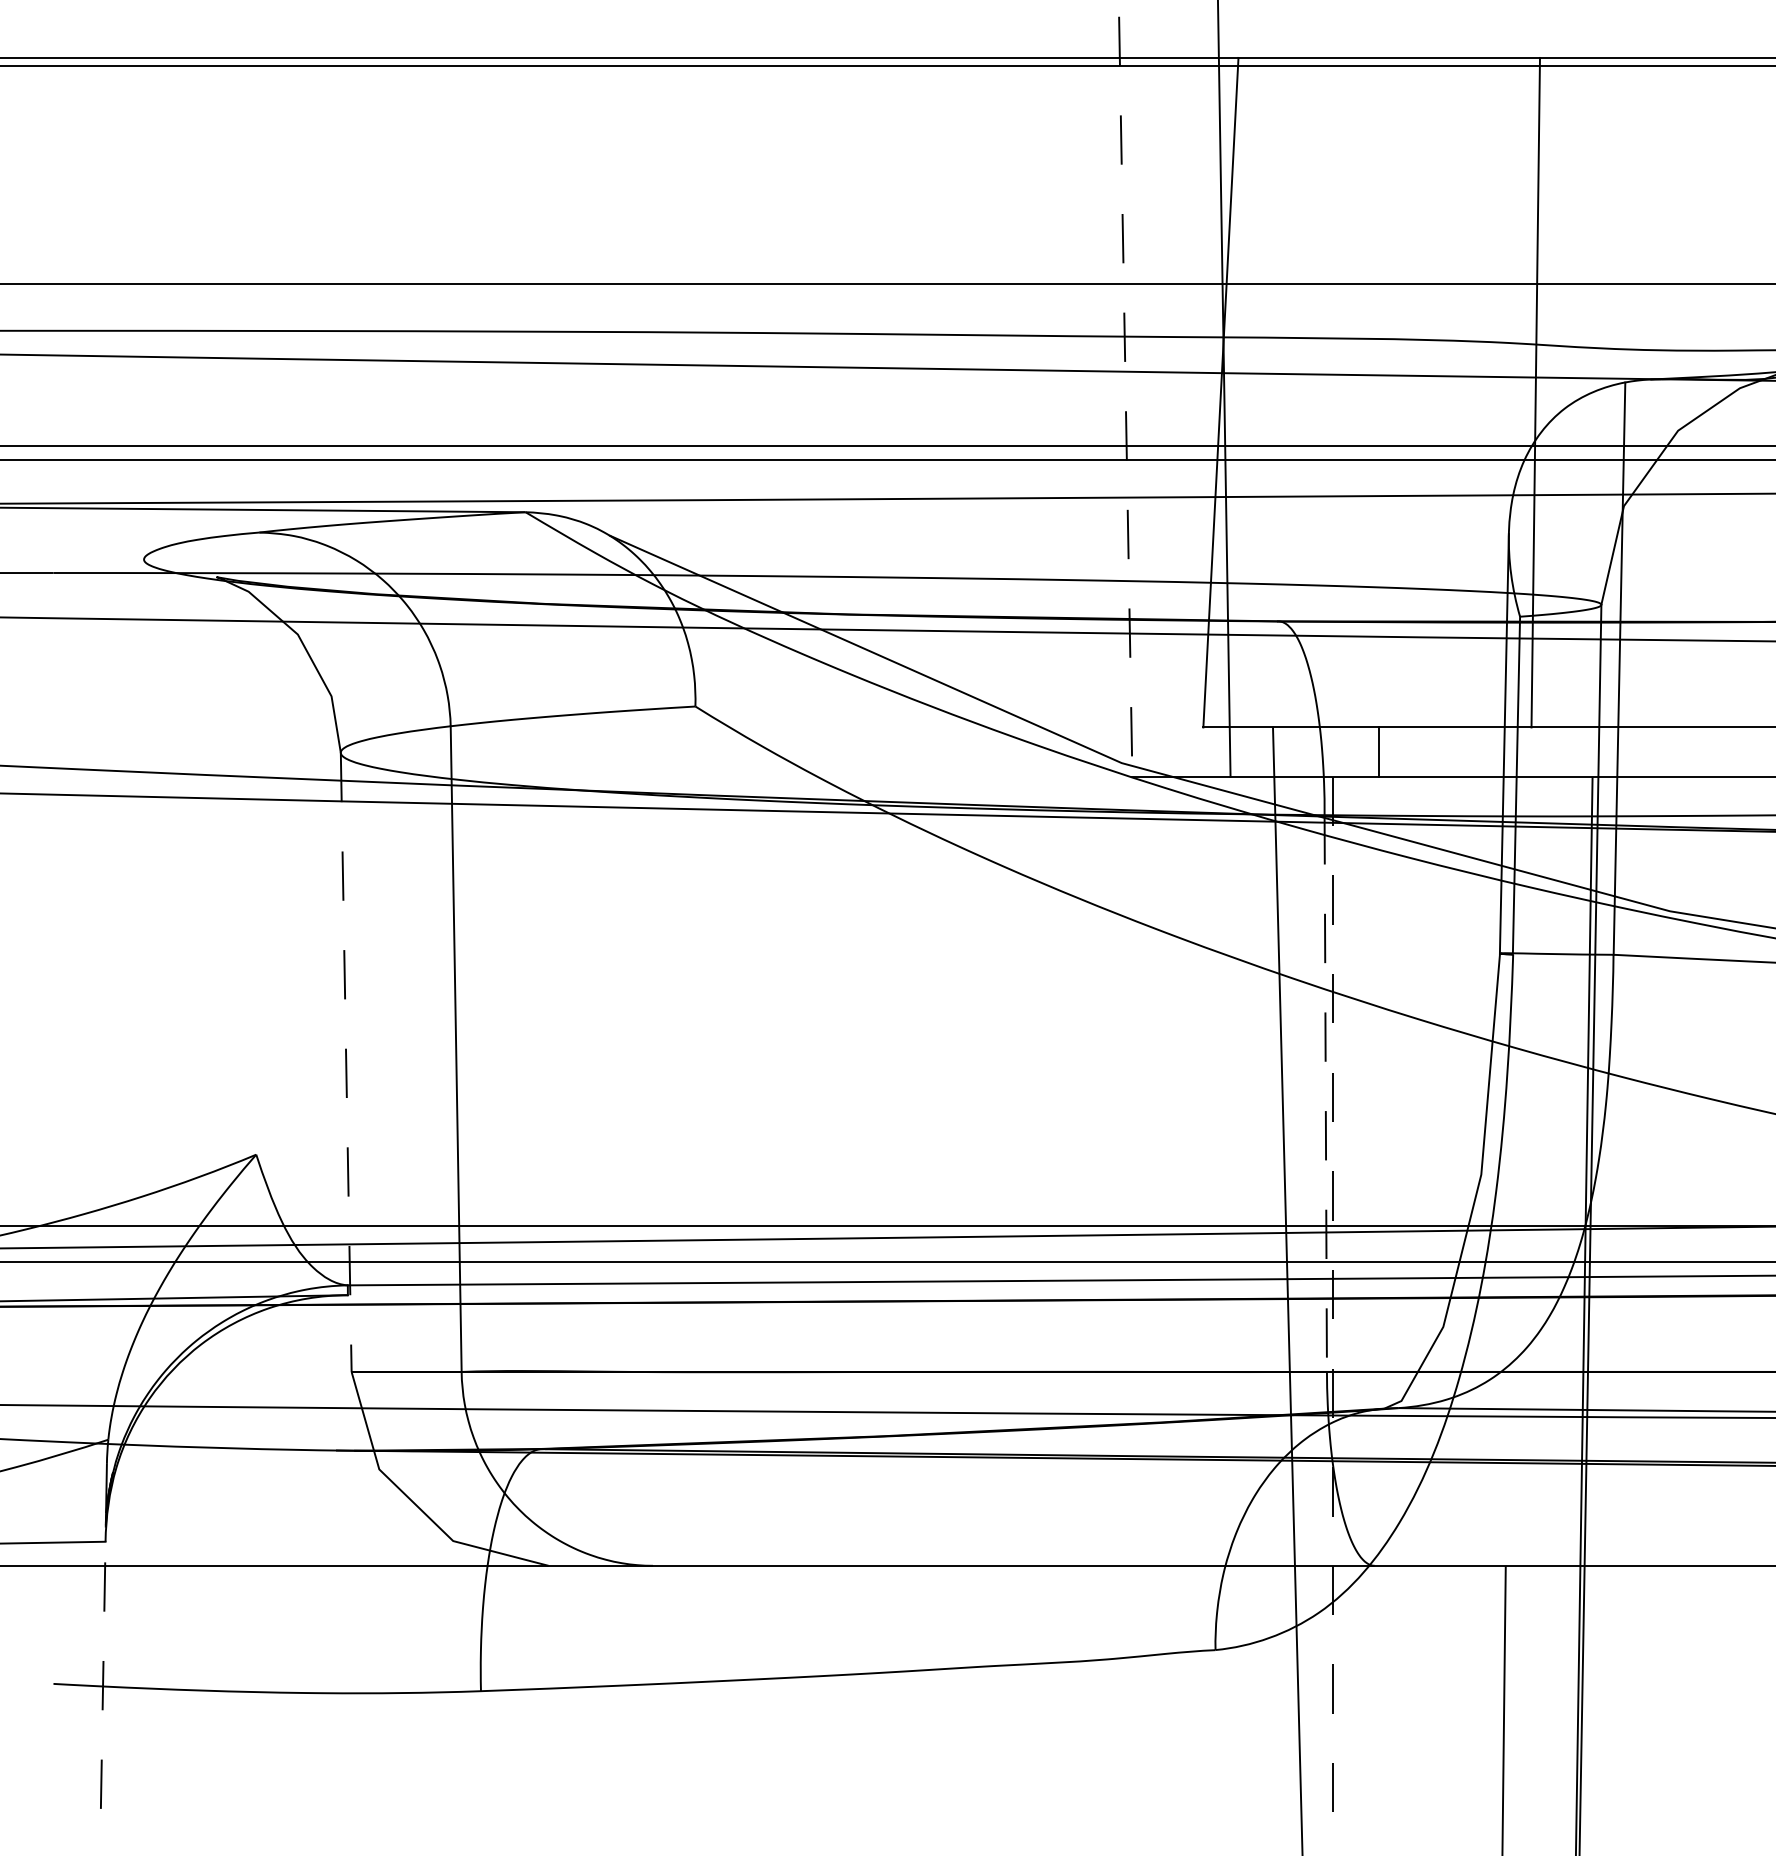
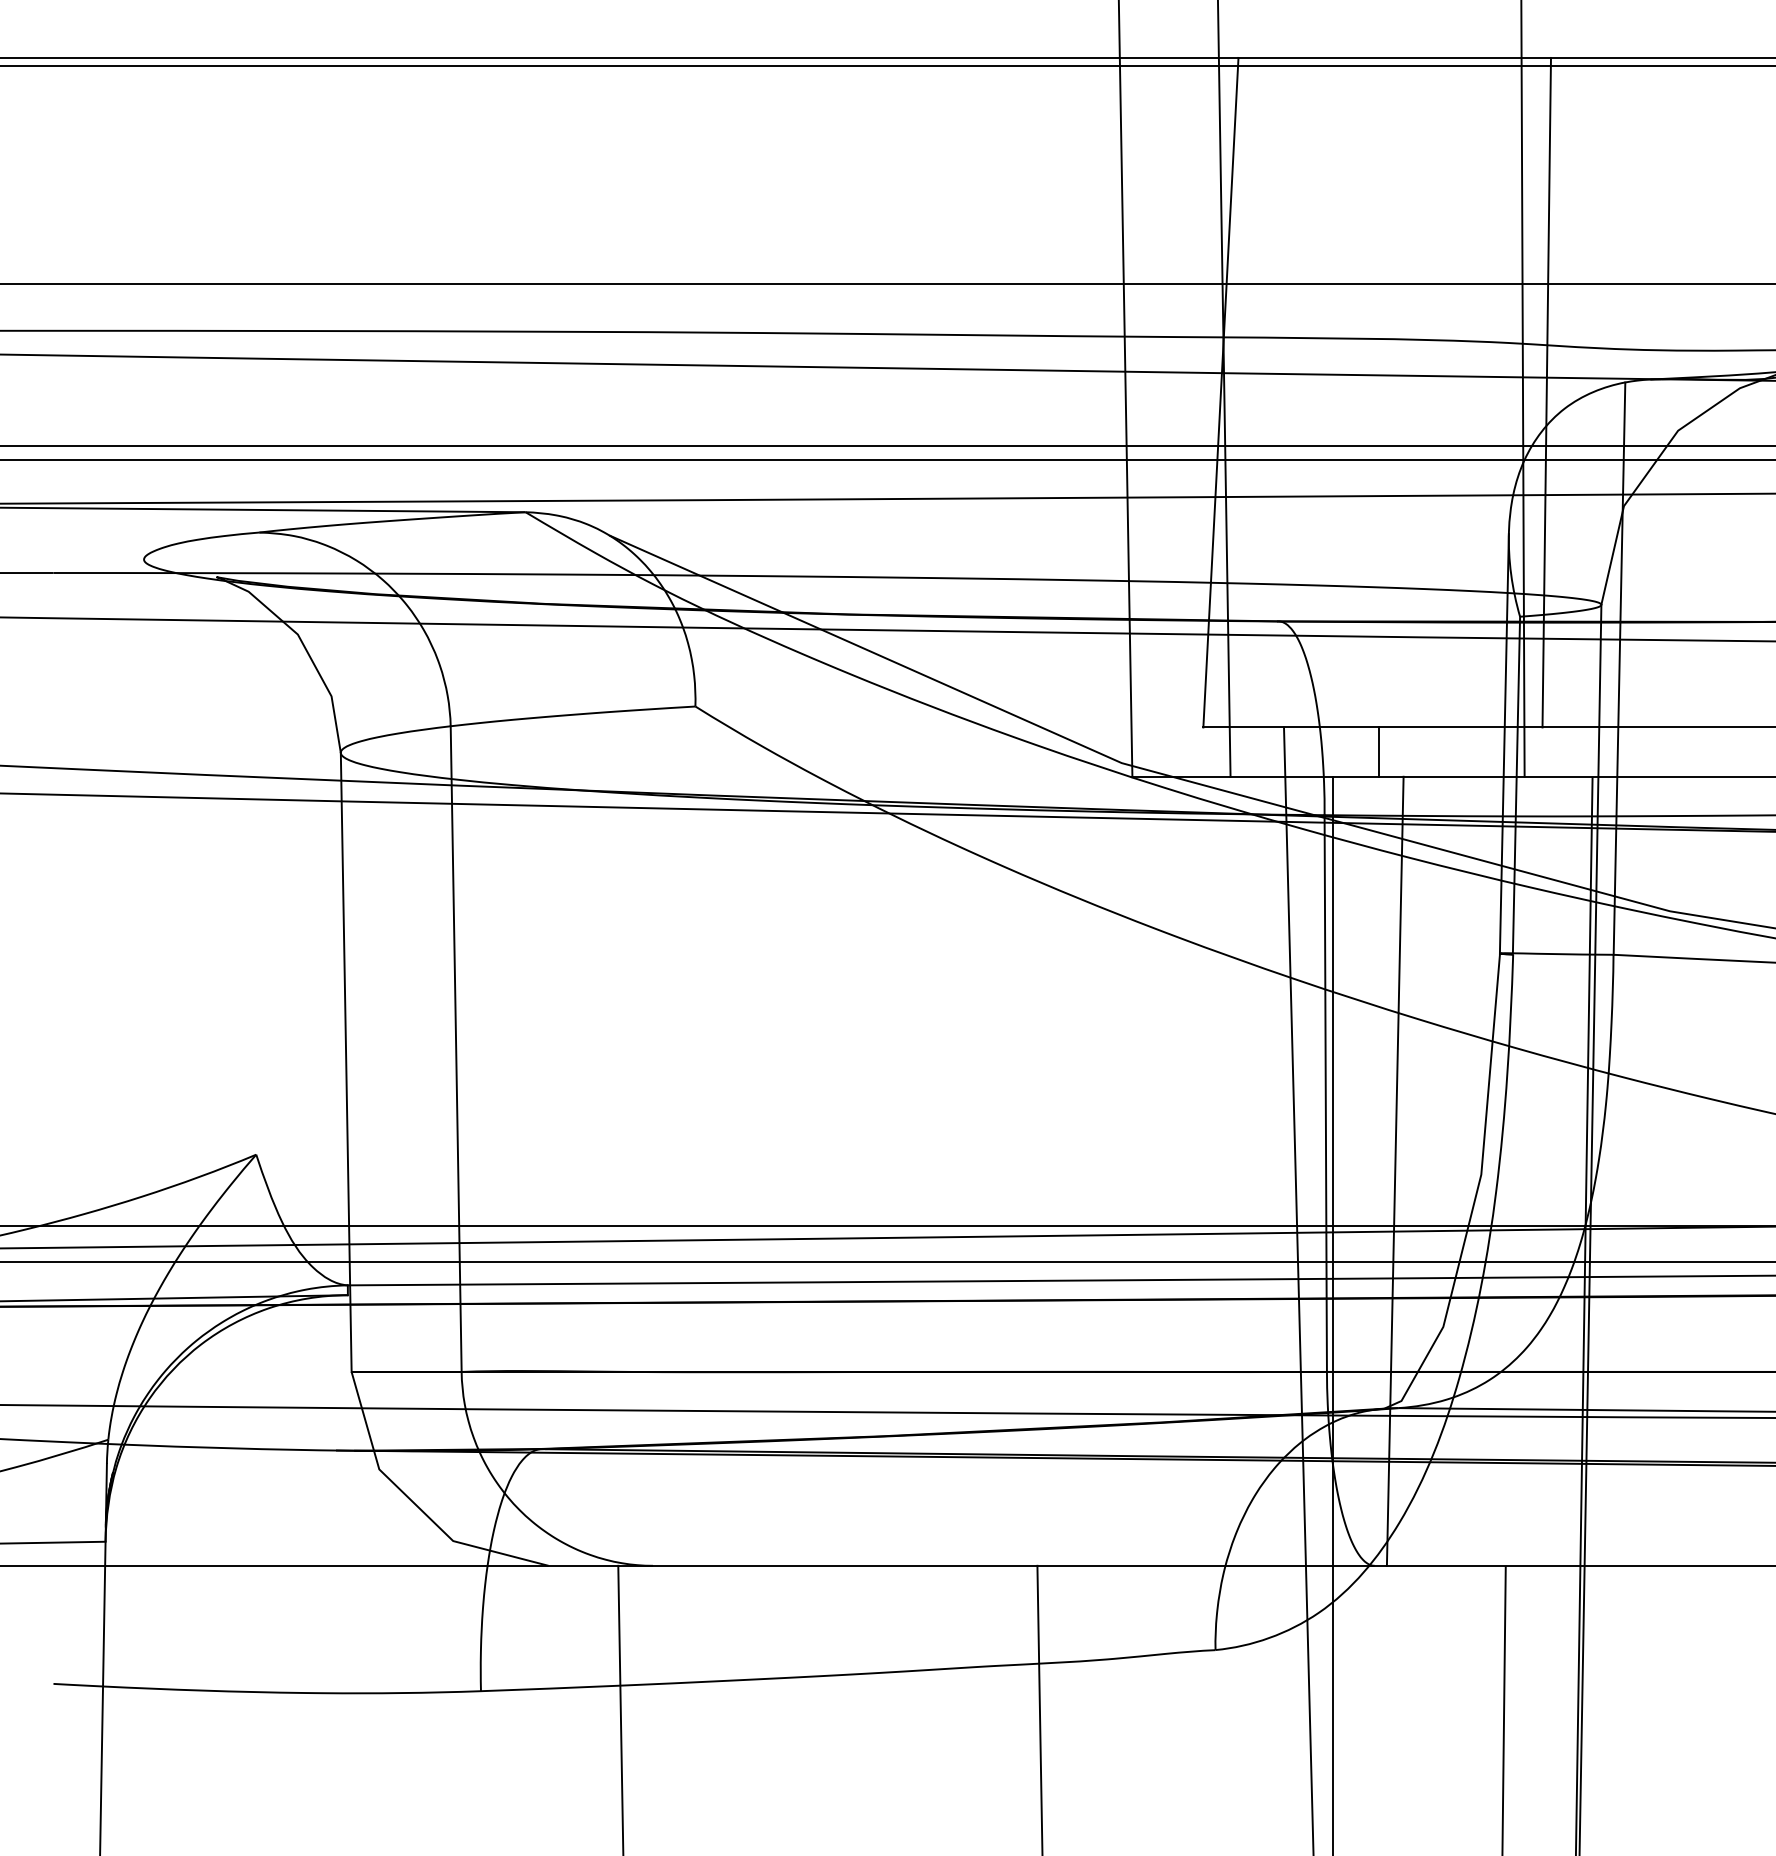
line: dashed -> solid (1125, 389)
line: none -> present (1522, 389)
line position: (1535, 392) -> (1546, 392) (1546, 392)
line: dashed -> solid (346, 1062)
line: dashed -> solid (1325, 1094)
line: none -> present (1394, 1170)
line position: (1287, 1289) -> (1298, 1289) (1298, 1289)
line: dashed -> solid (1333, 1316)
line: dashed -> solid (103, 1659)
line: none -> present (620, 1708)
line: none -> present (1039, 1708)
